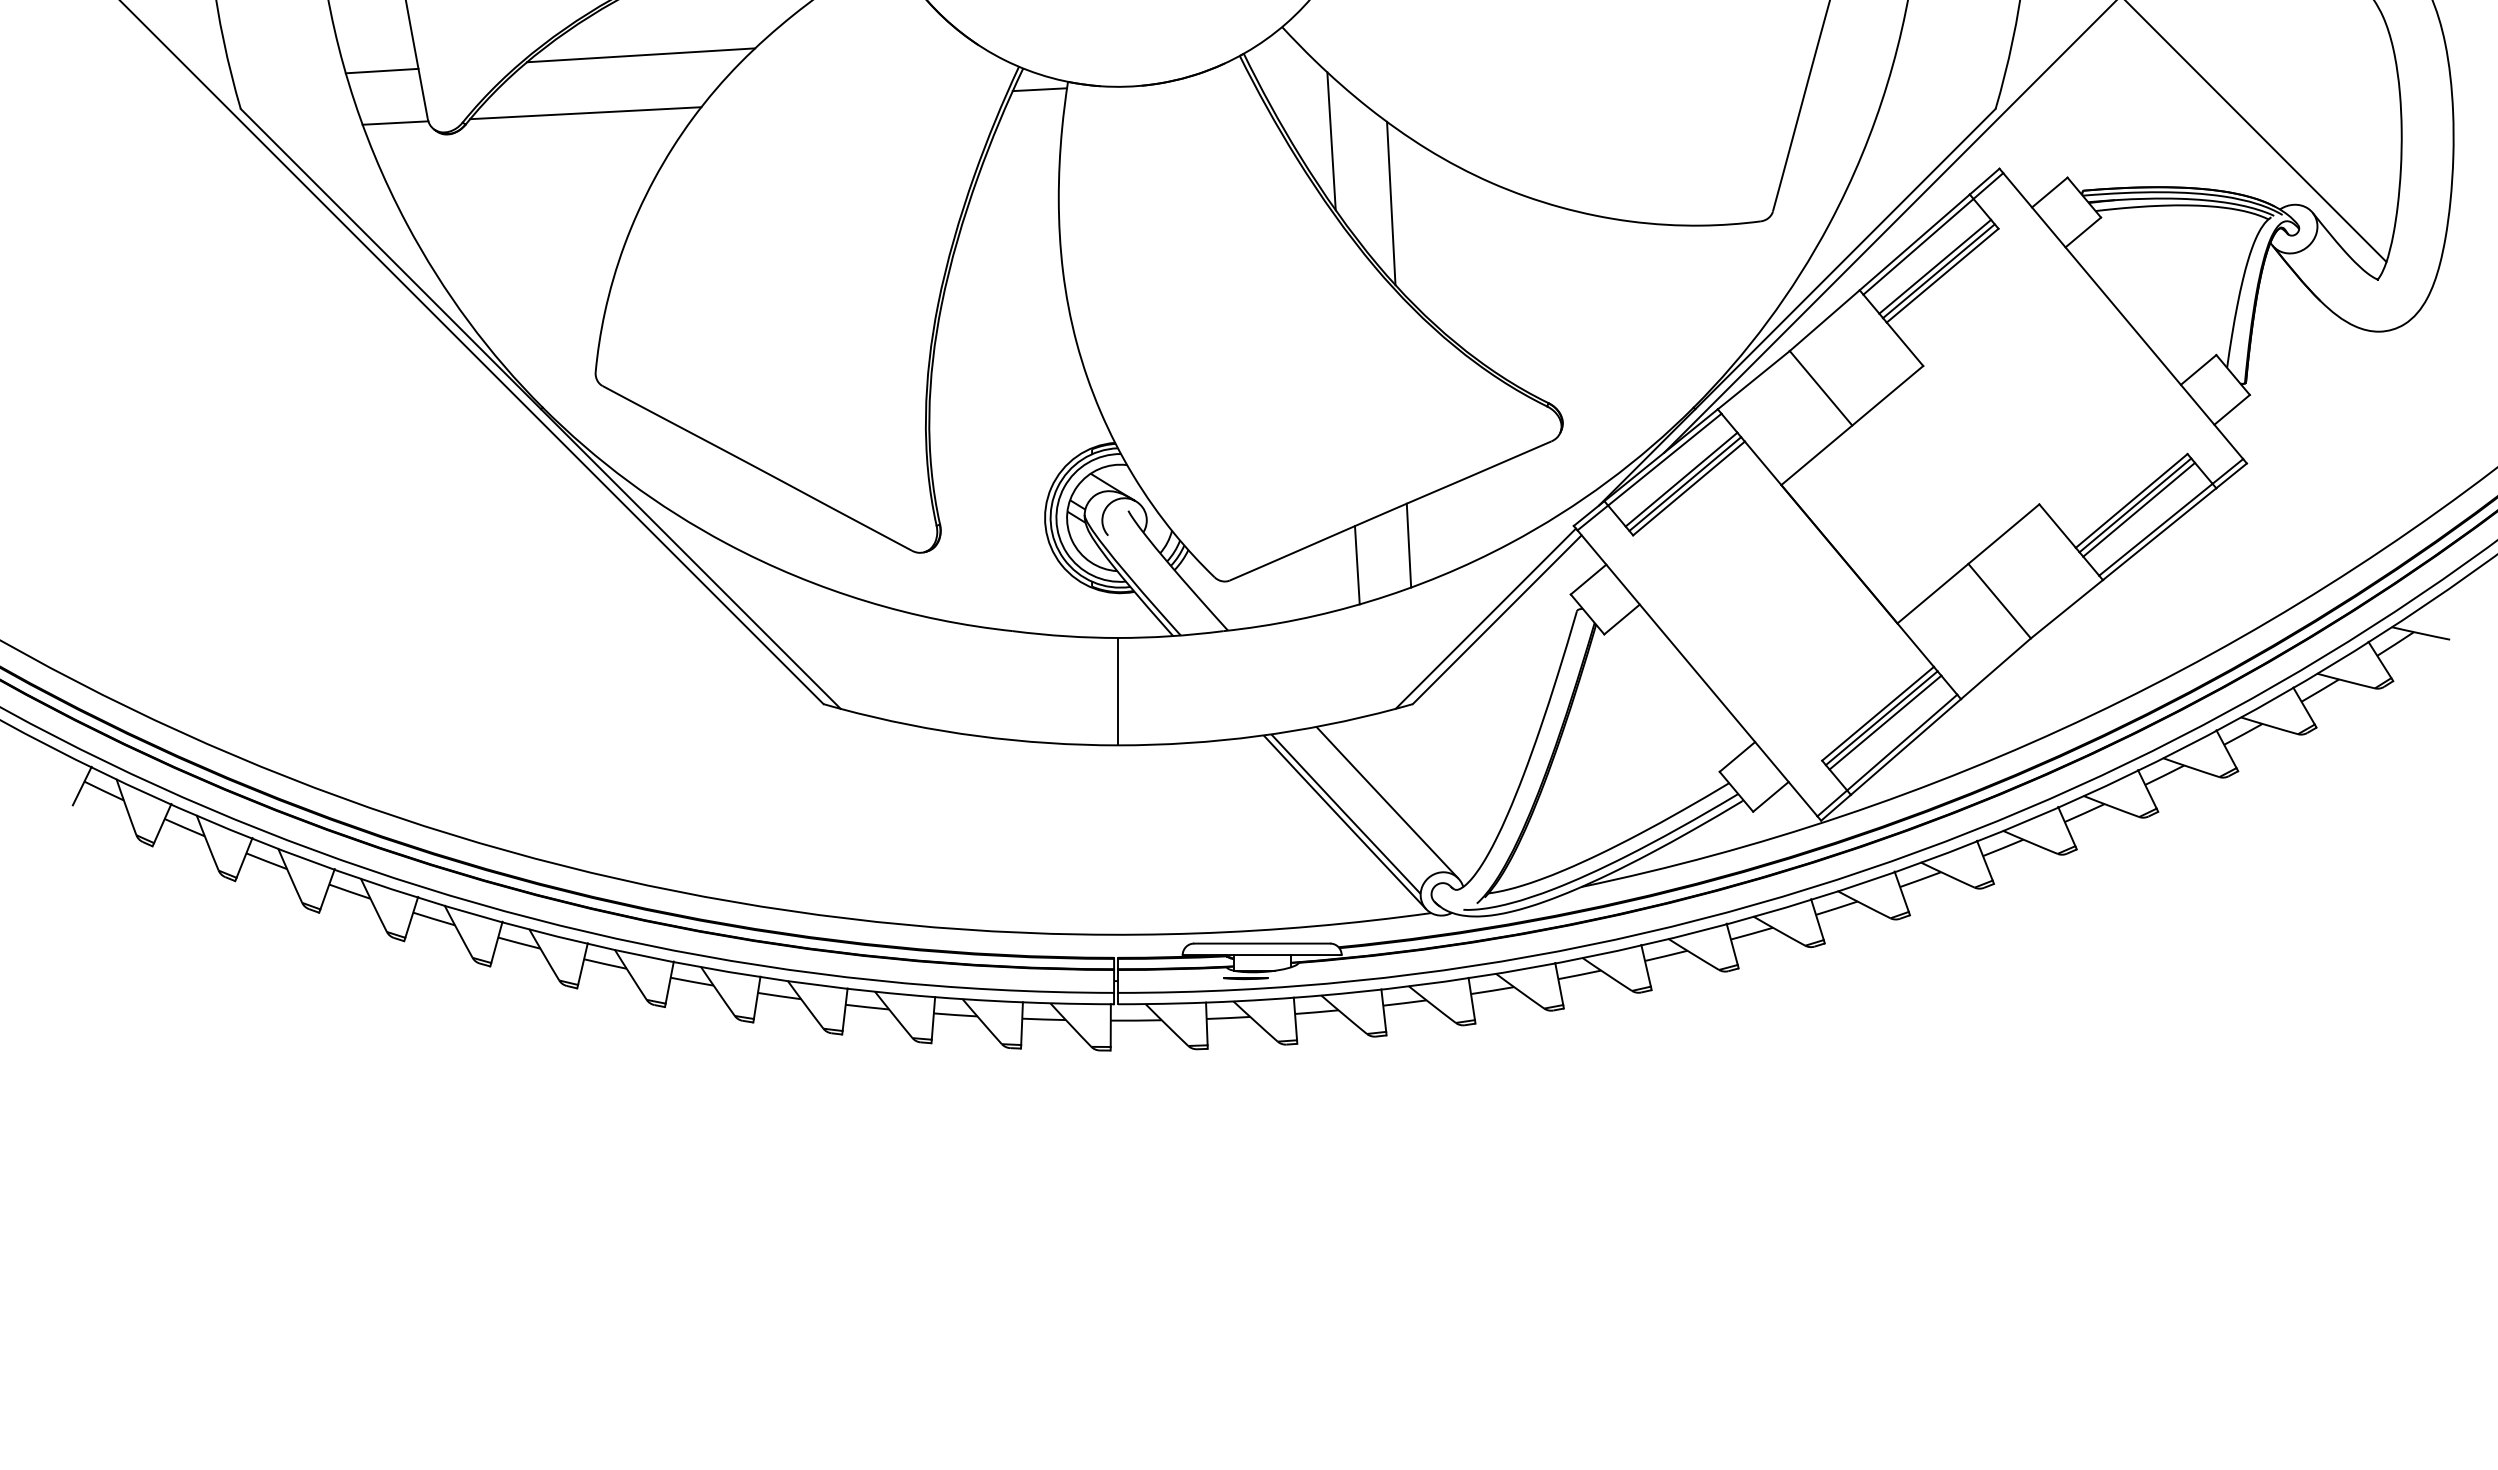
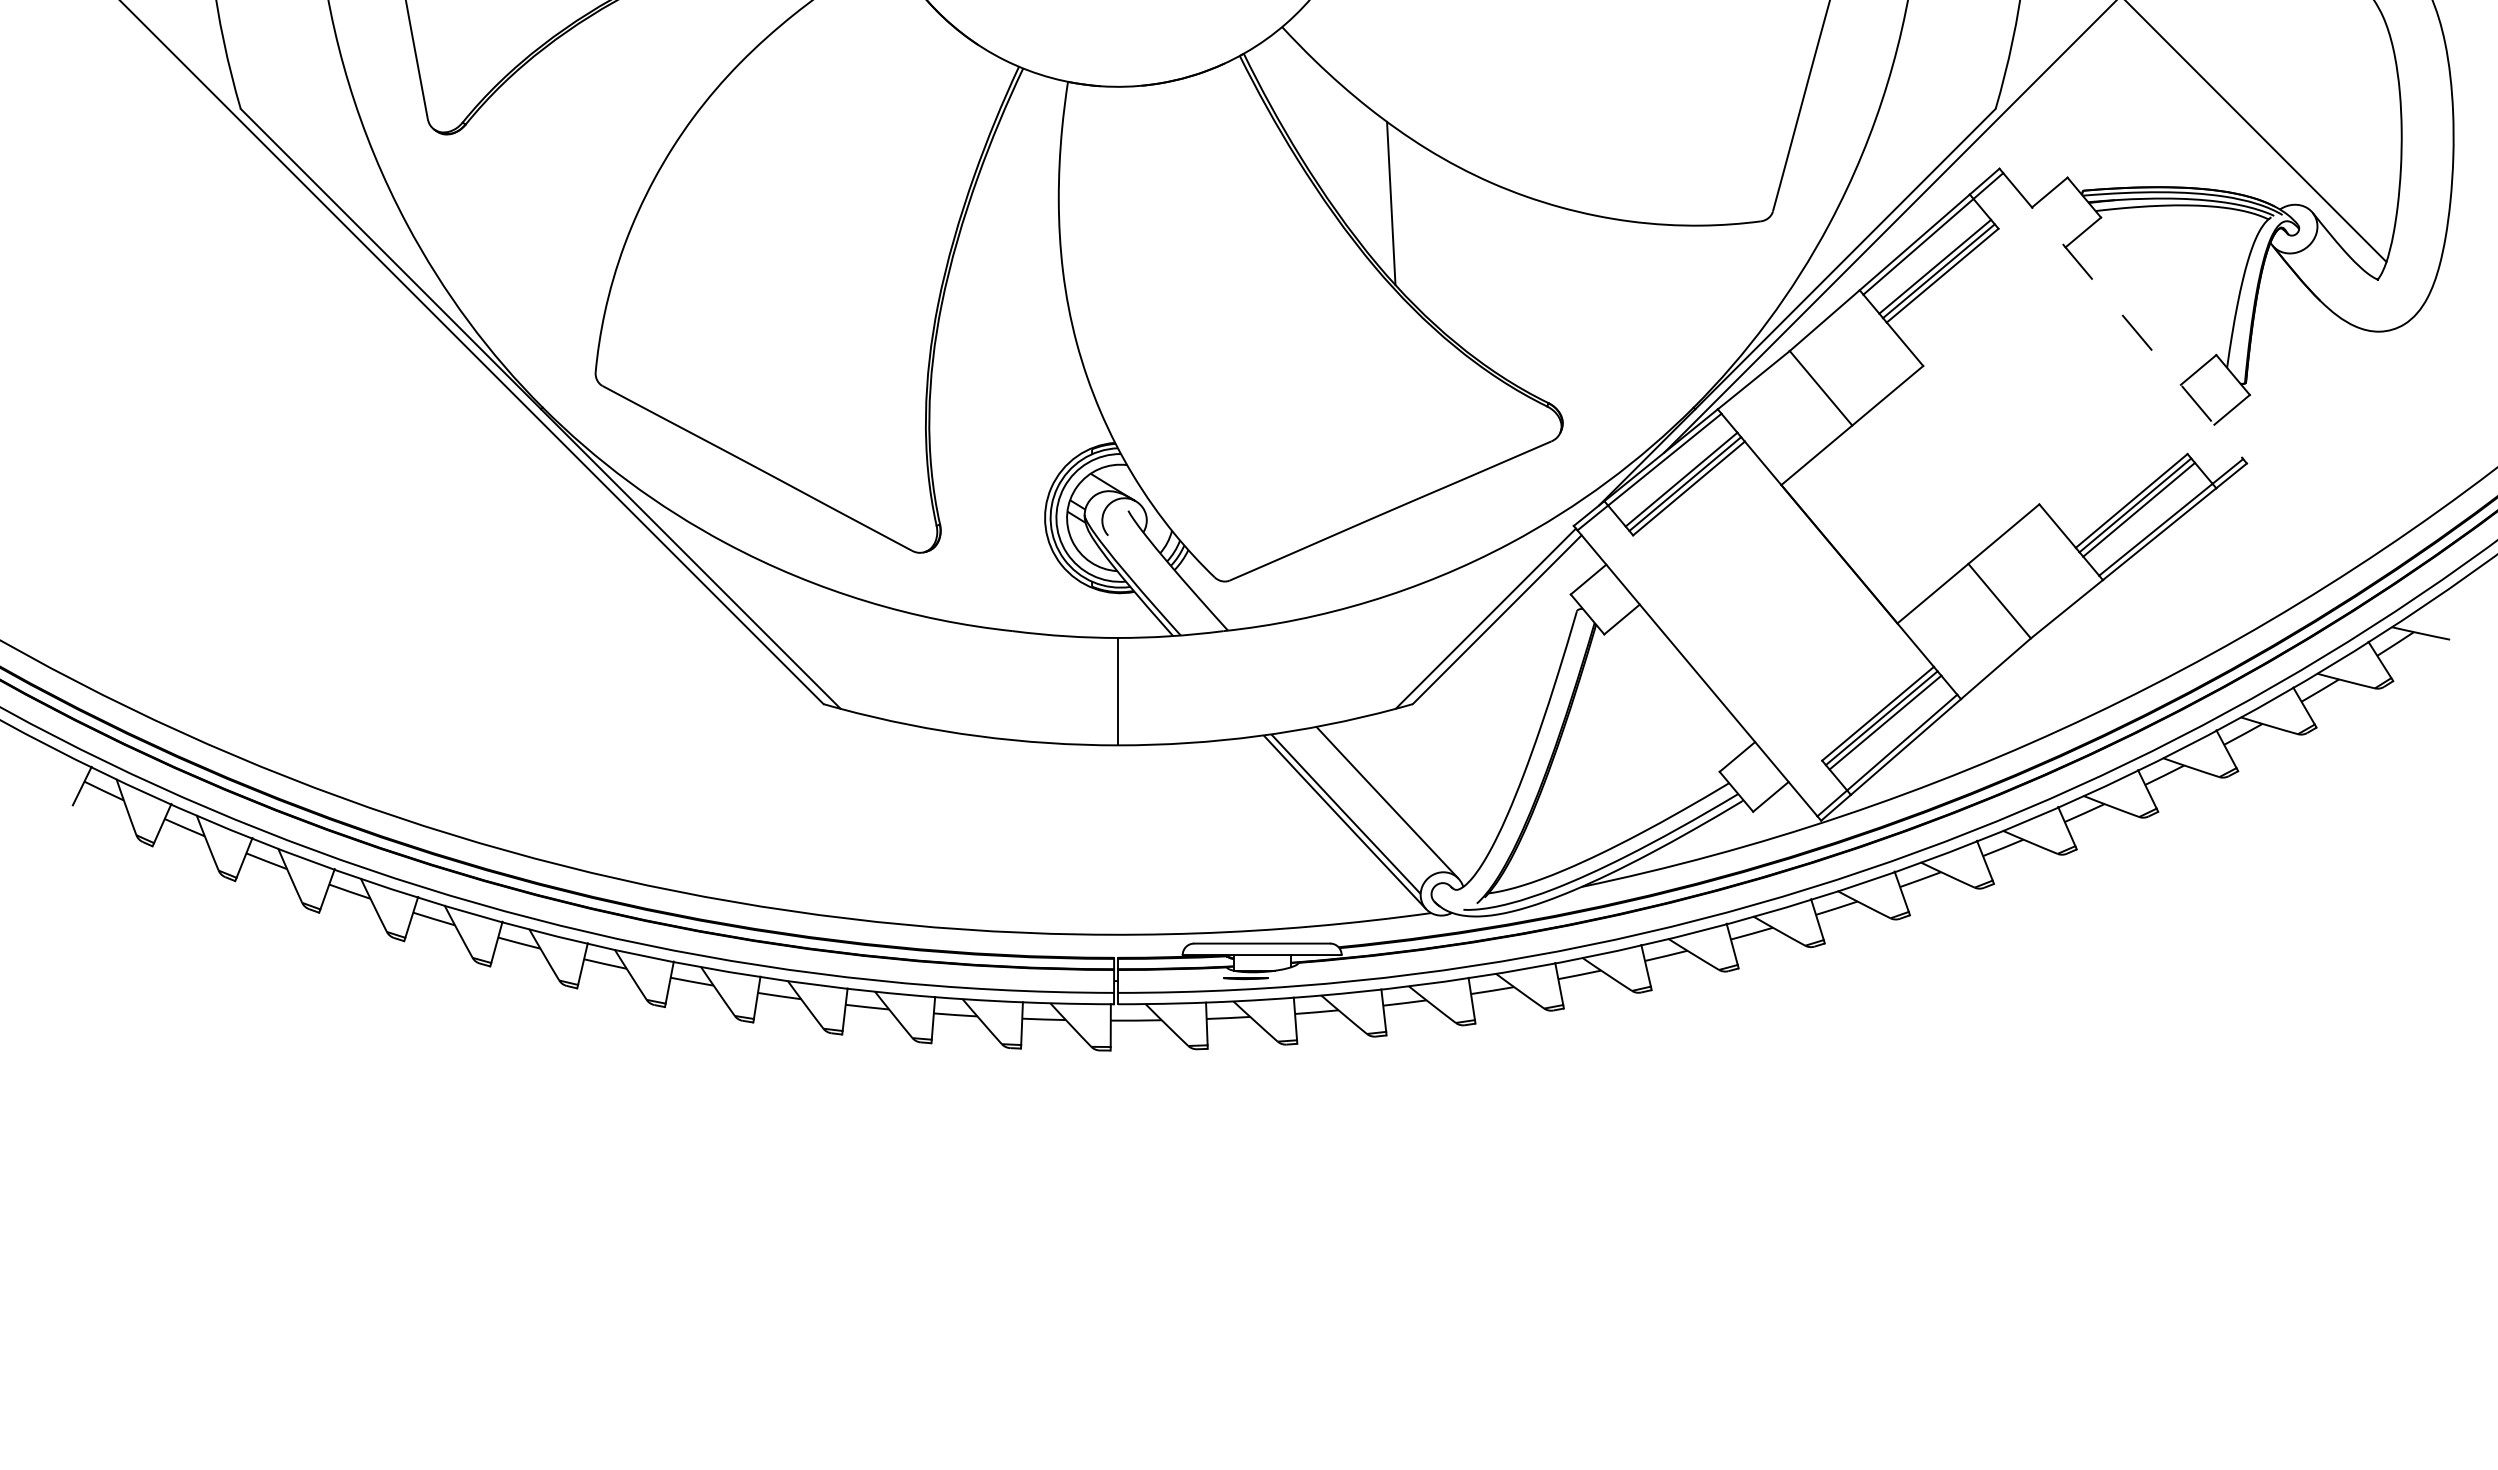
line: present -> none (640, 55)
line: present -> none (381, 70)
line: present -> none (1039, 89)
line: present -> none (585, 113)
line: present -> none (395, 122)
line: present -> none (1331, 141)
line: solid -> dashed (2123, 316)
line: present -> none (1408, 545)
line: present -> none (1356, 565)
